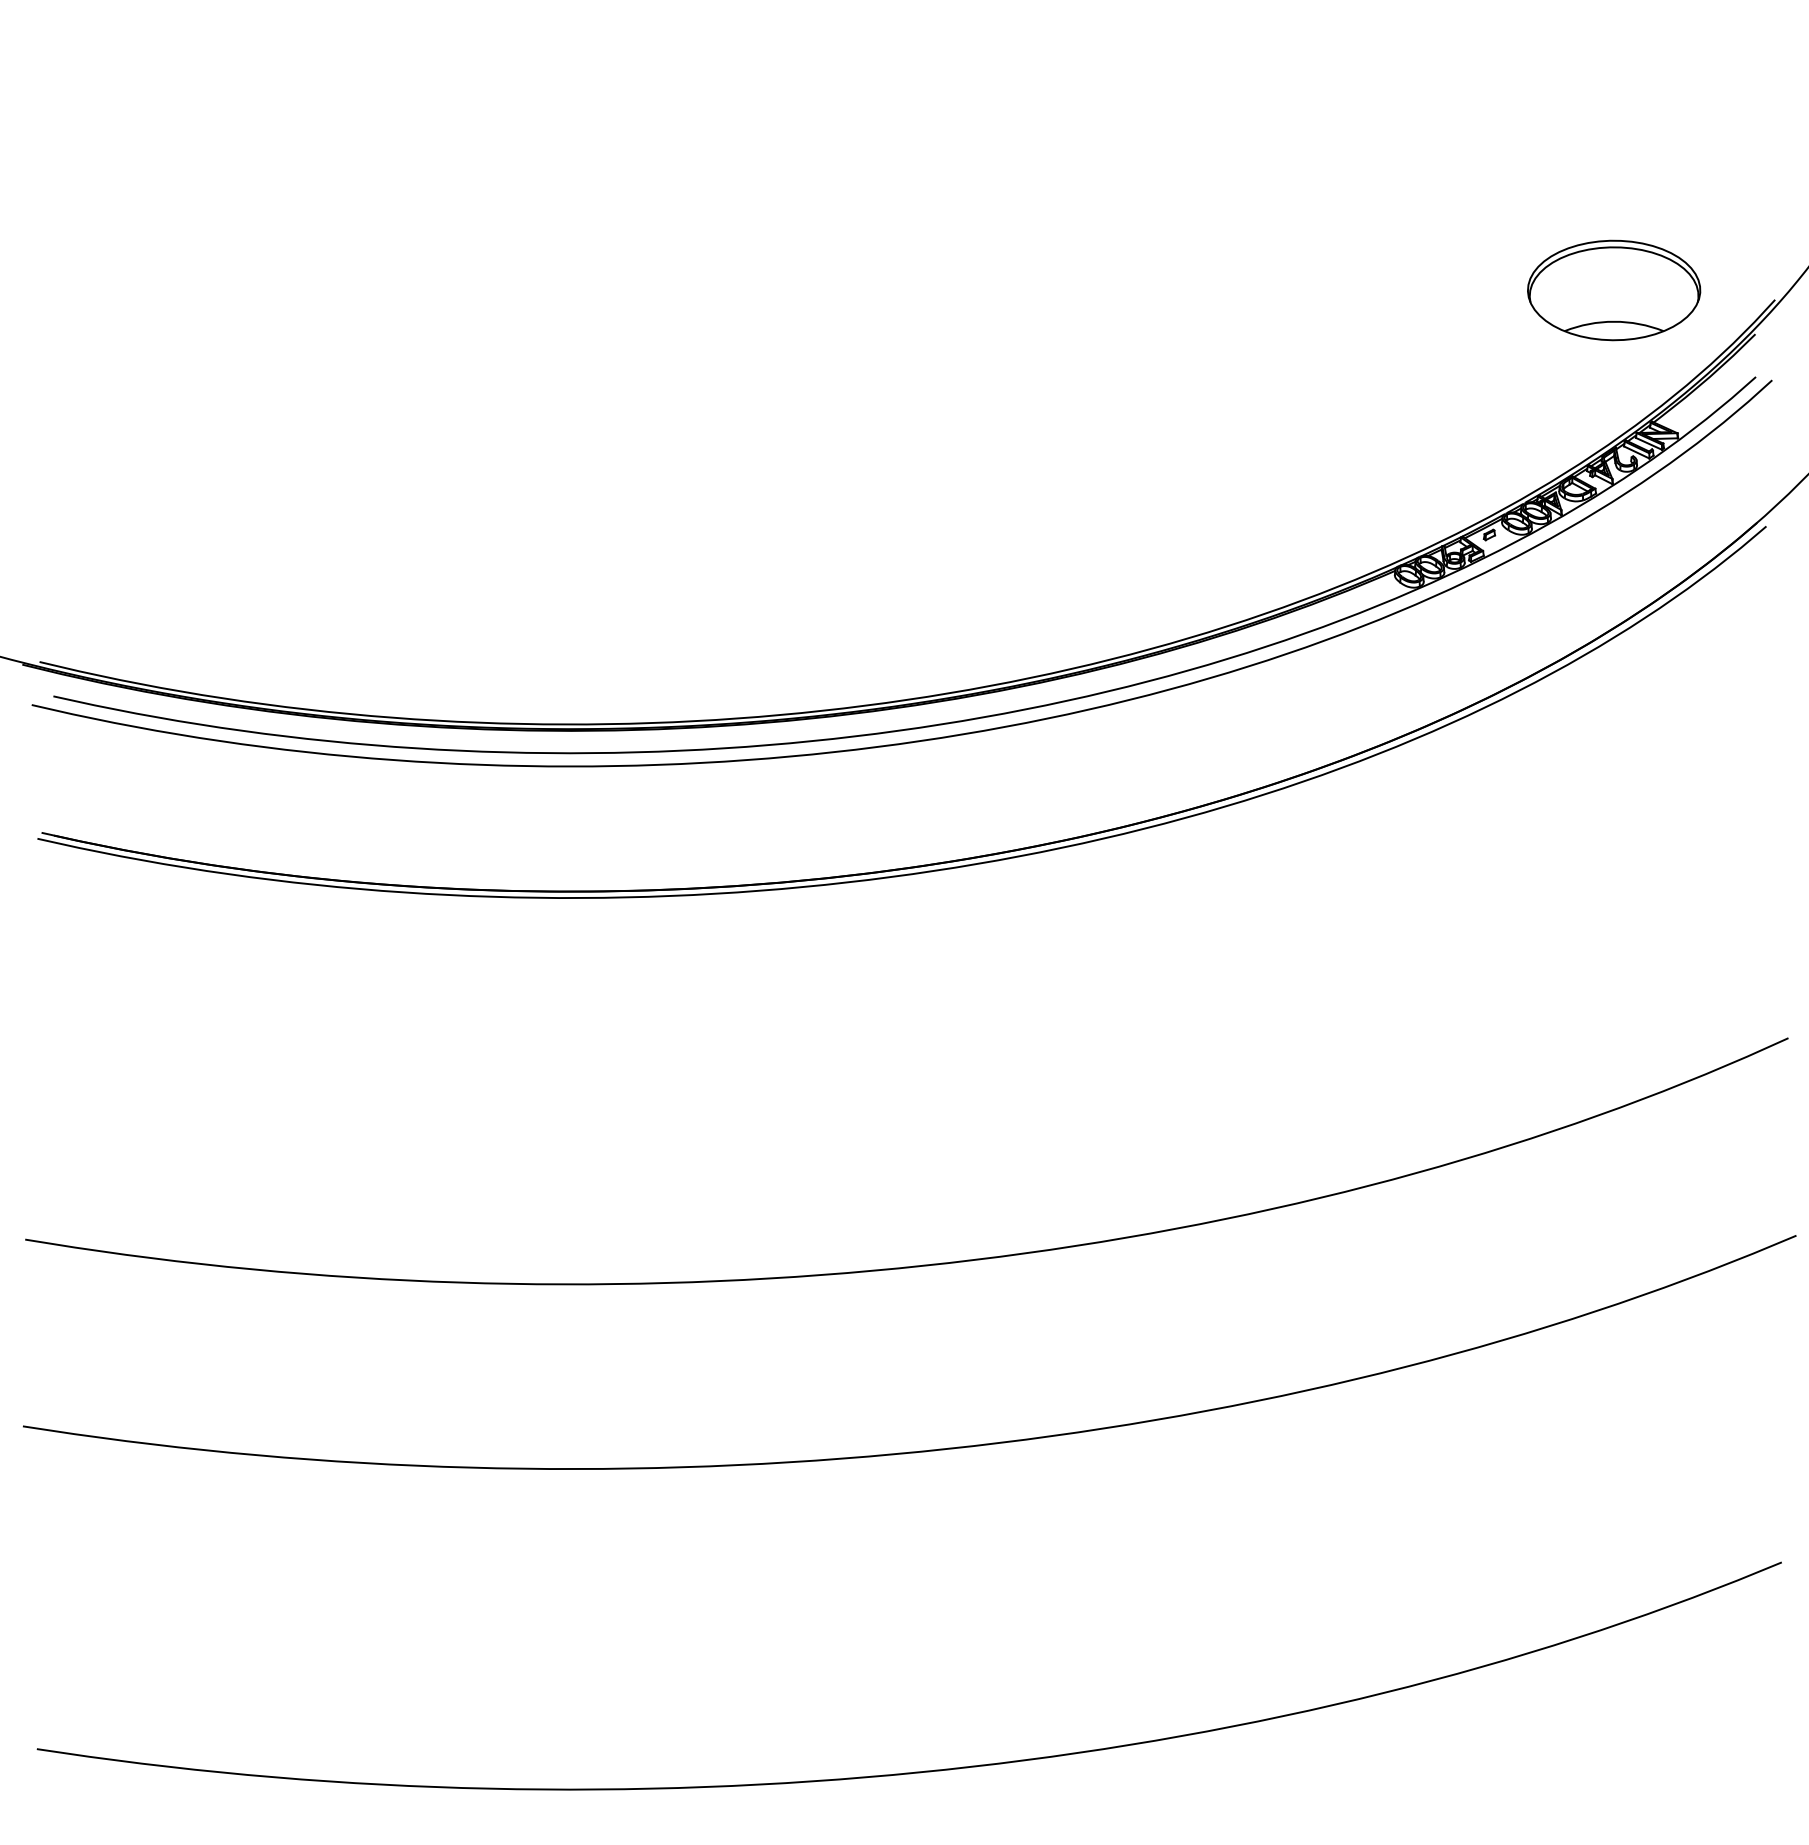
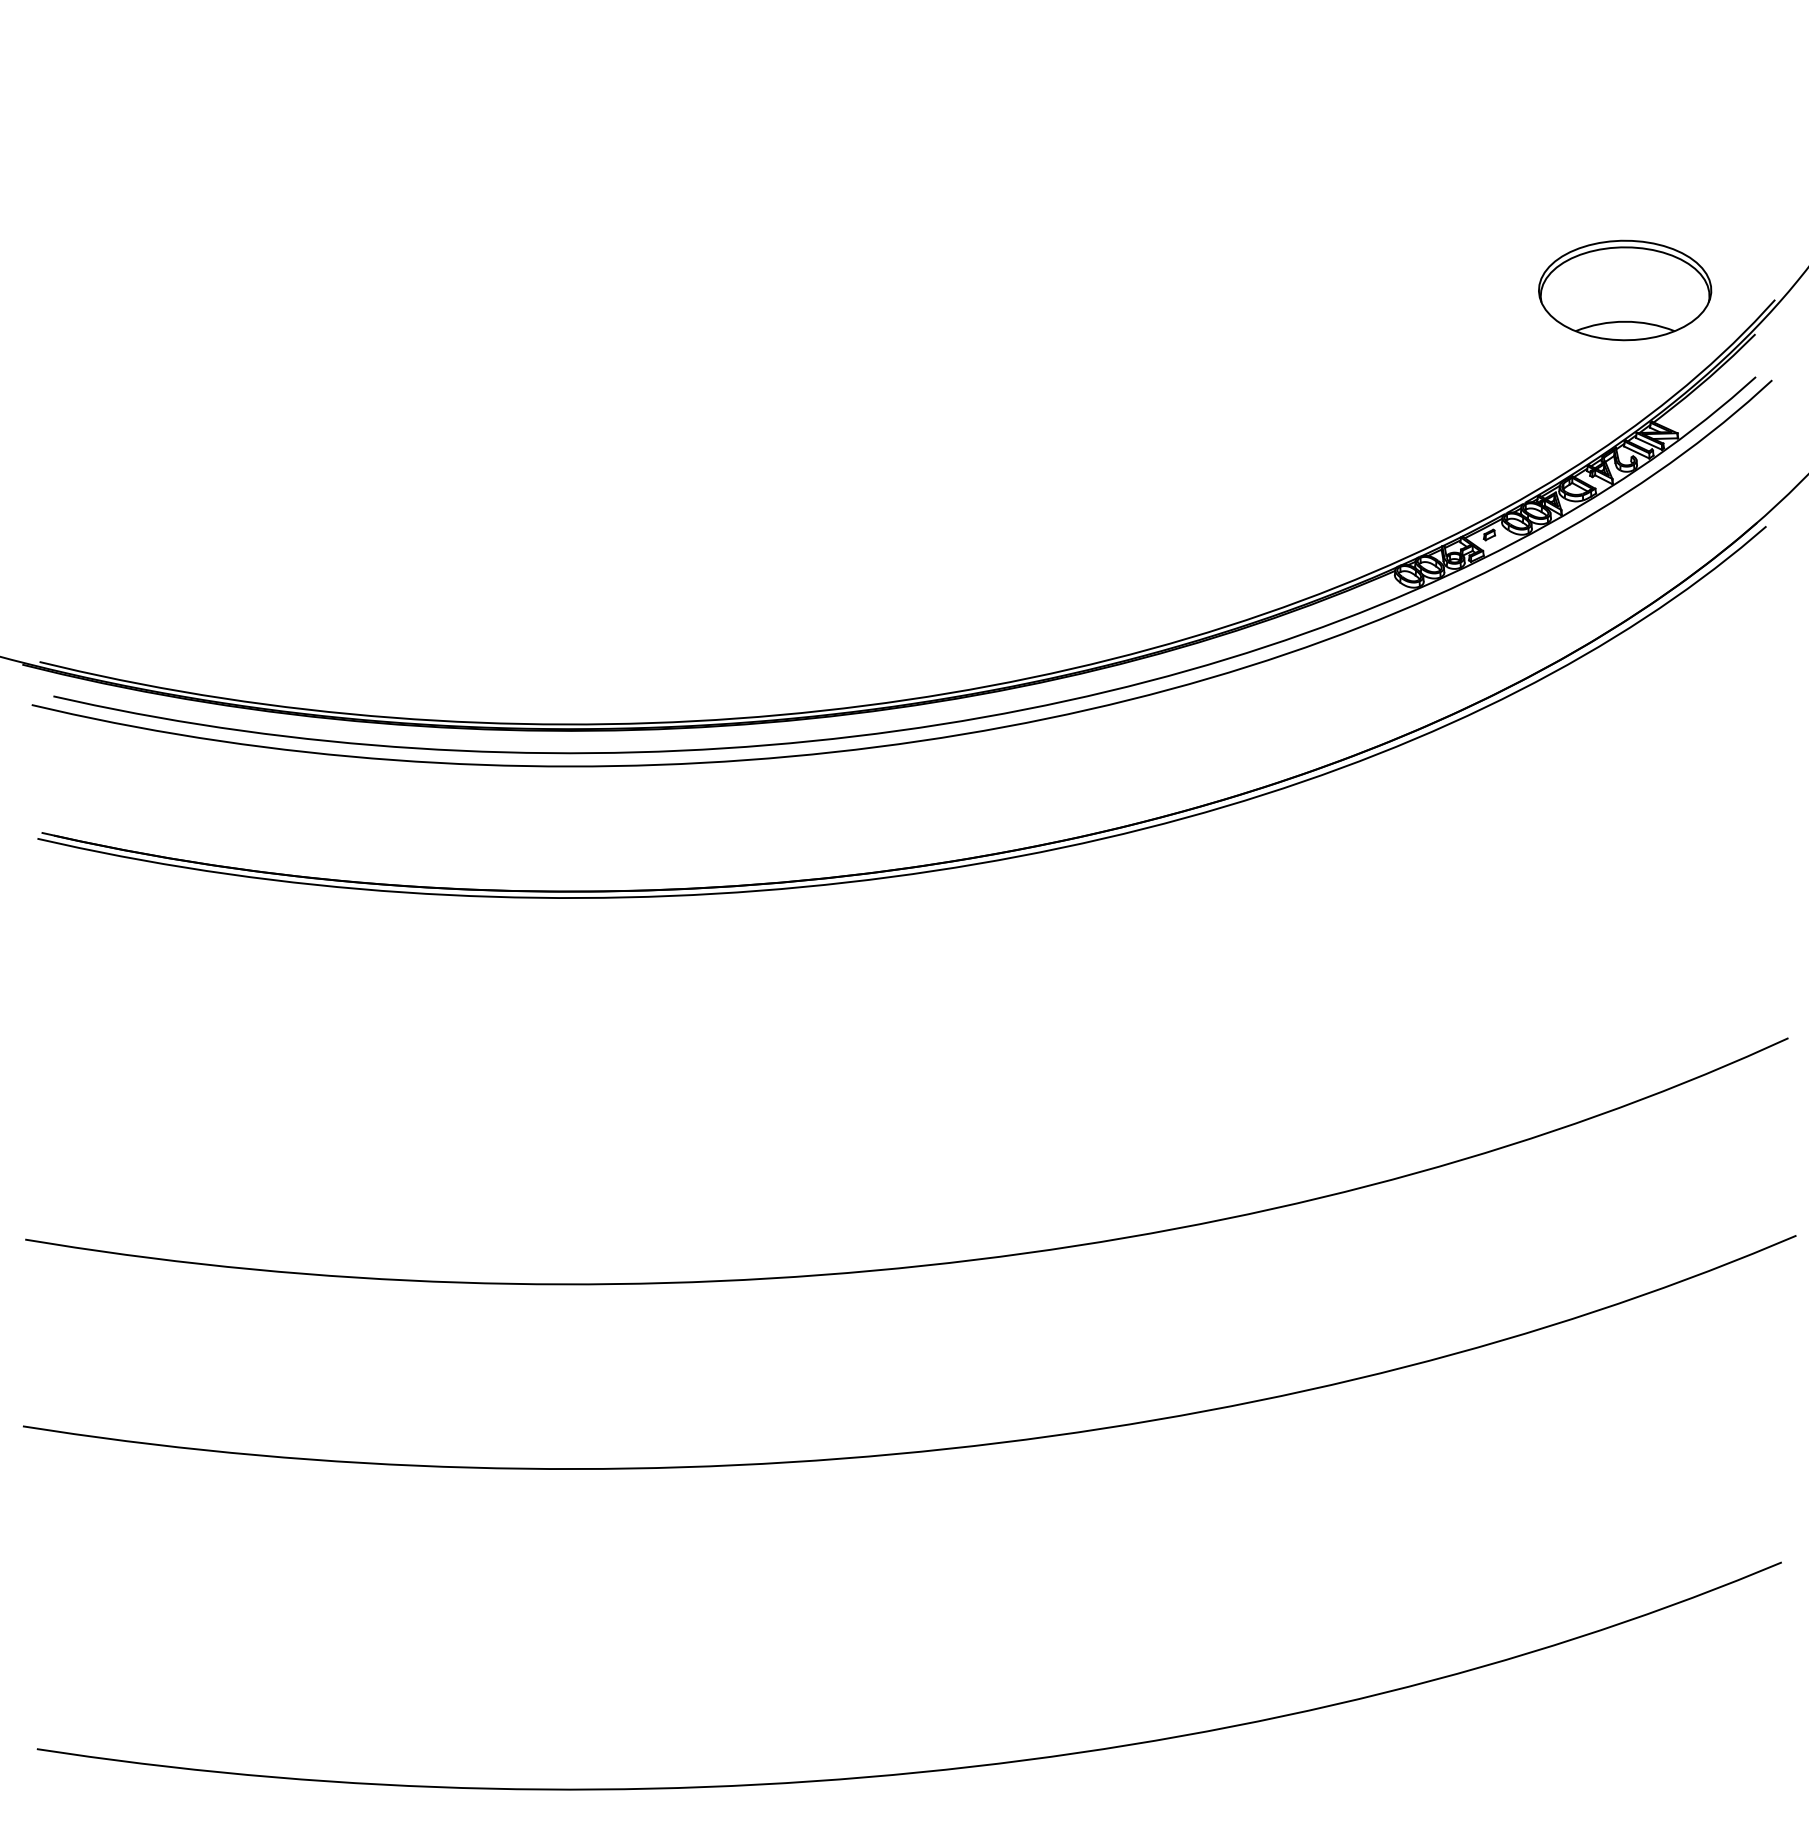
part position: (1614, 290) -> (1625, 290) (1625, 290)
